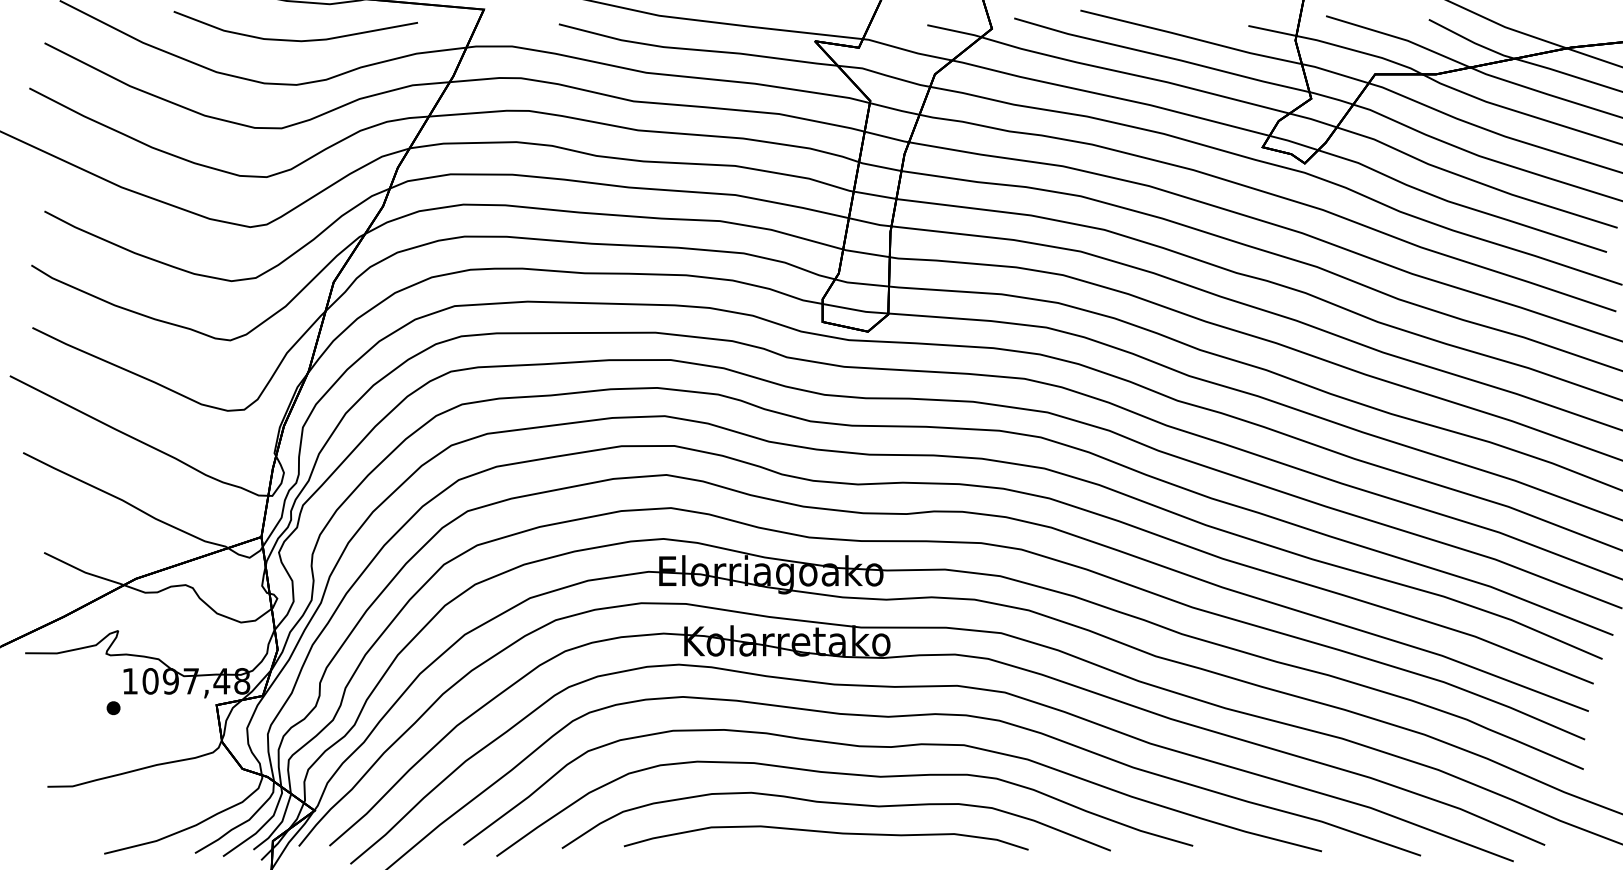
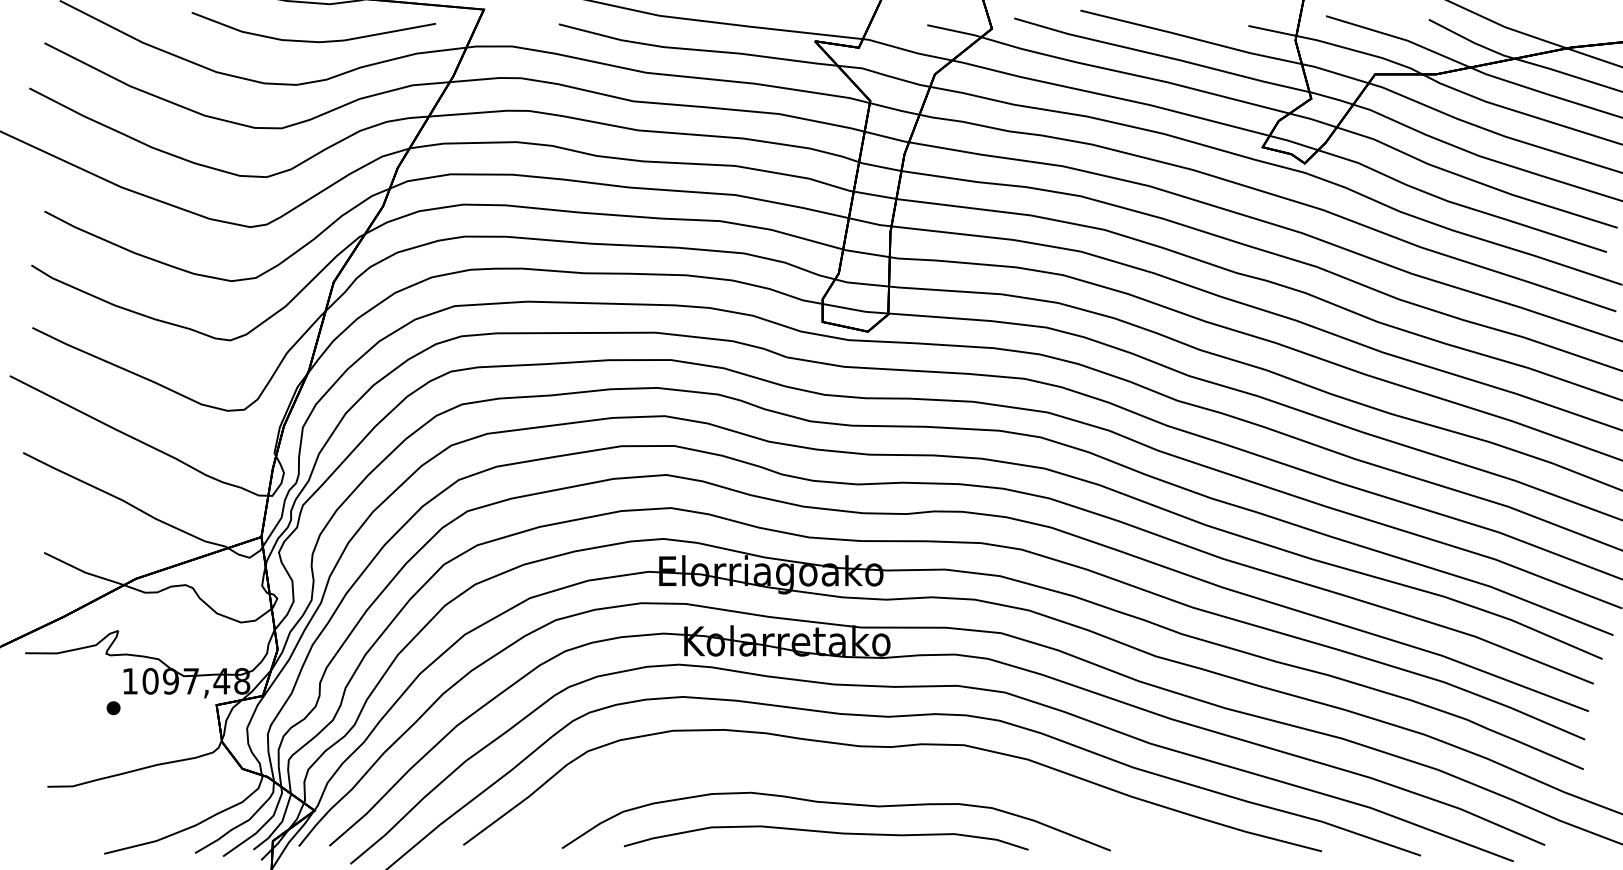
curve position: (294, 39) -> (312, 40) (312, 40)
part: present -> none (848, 775)
